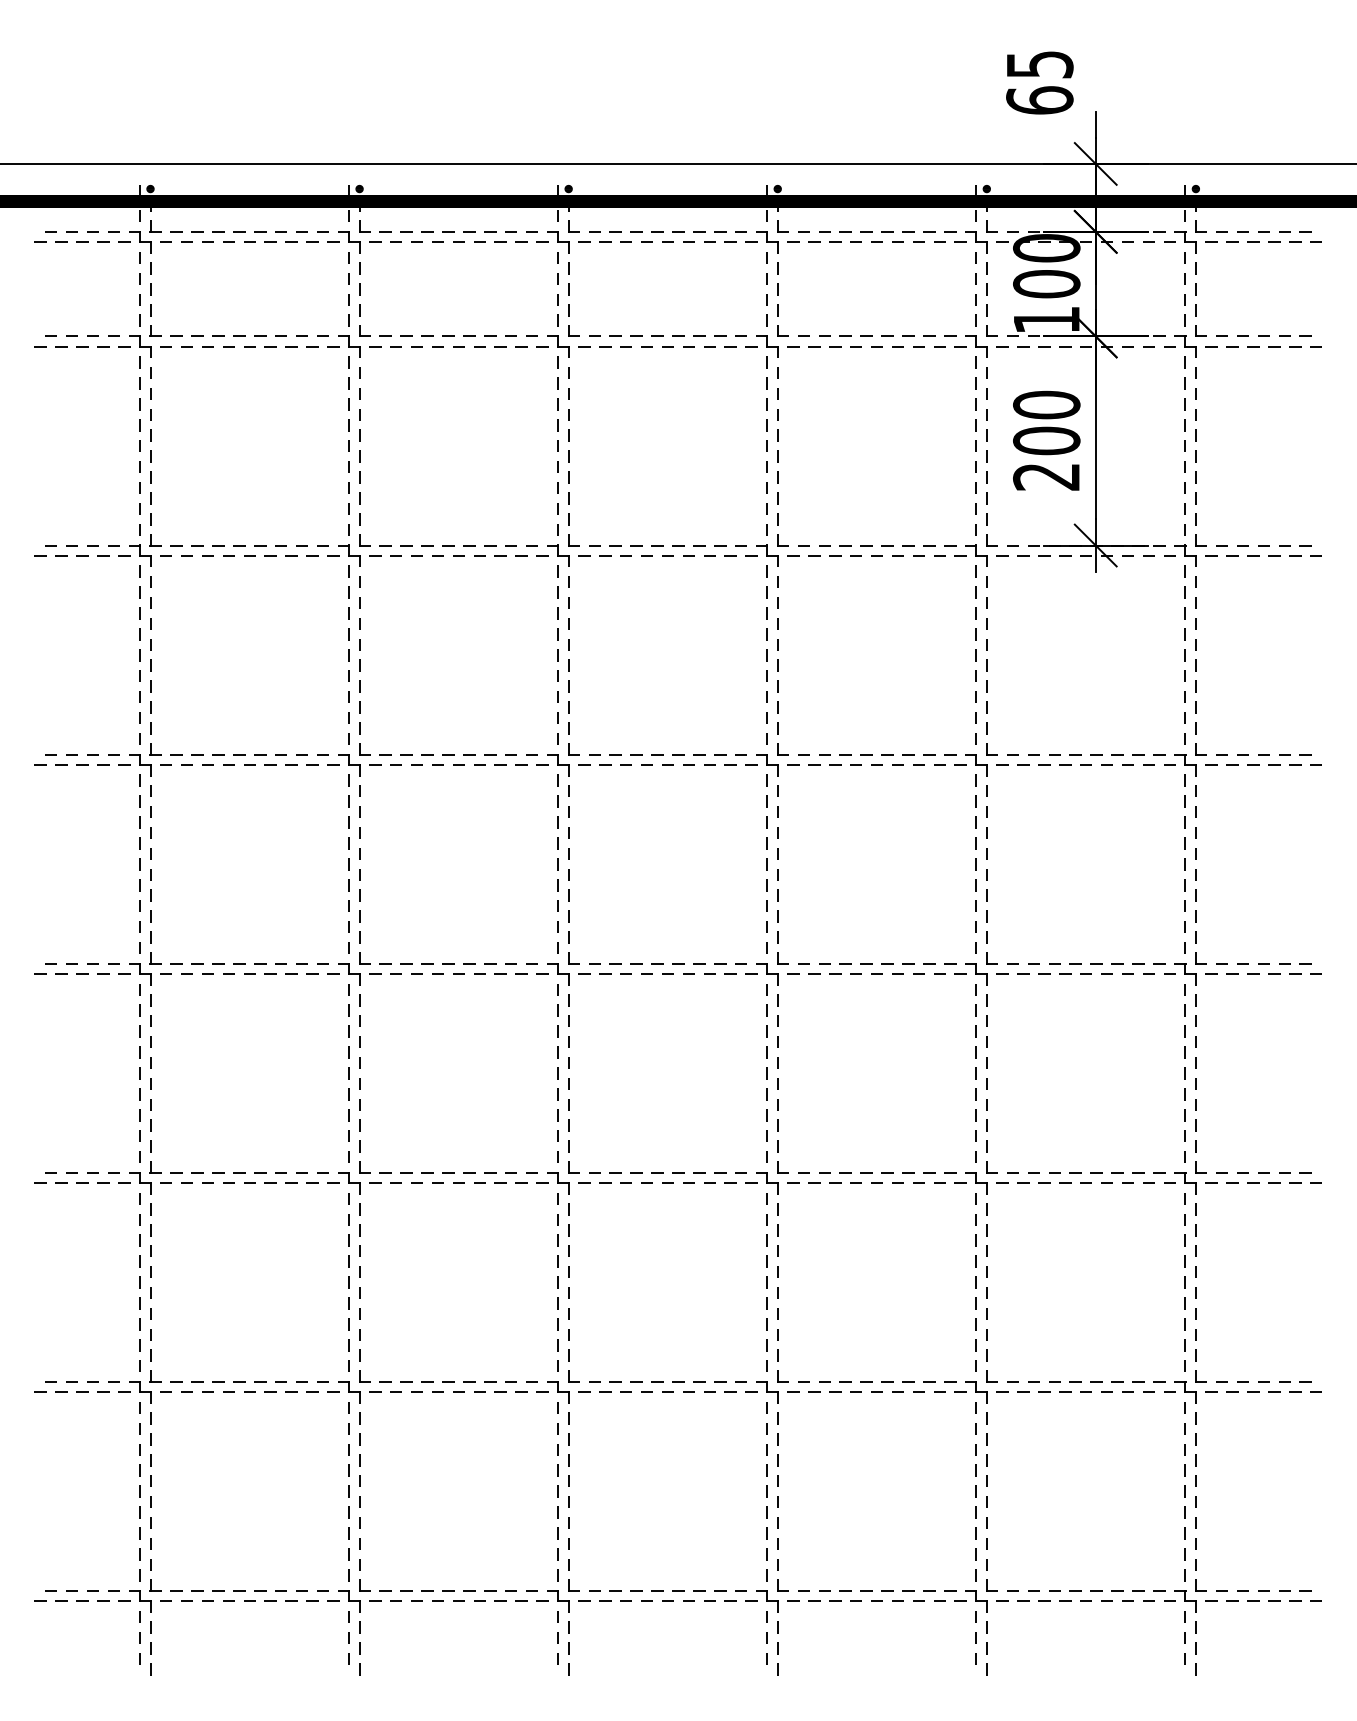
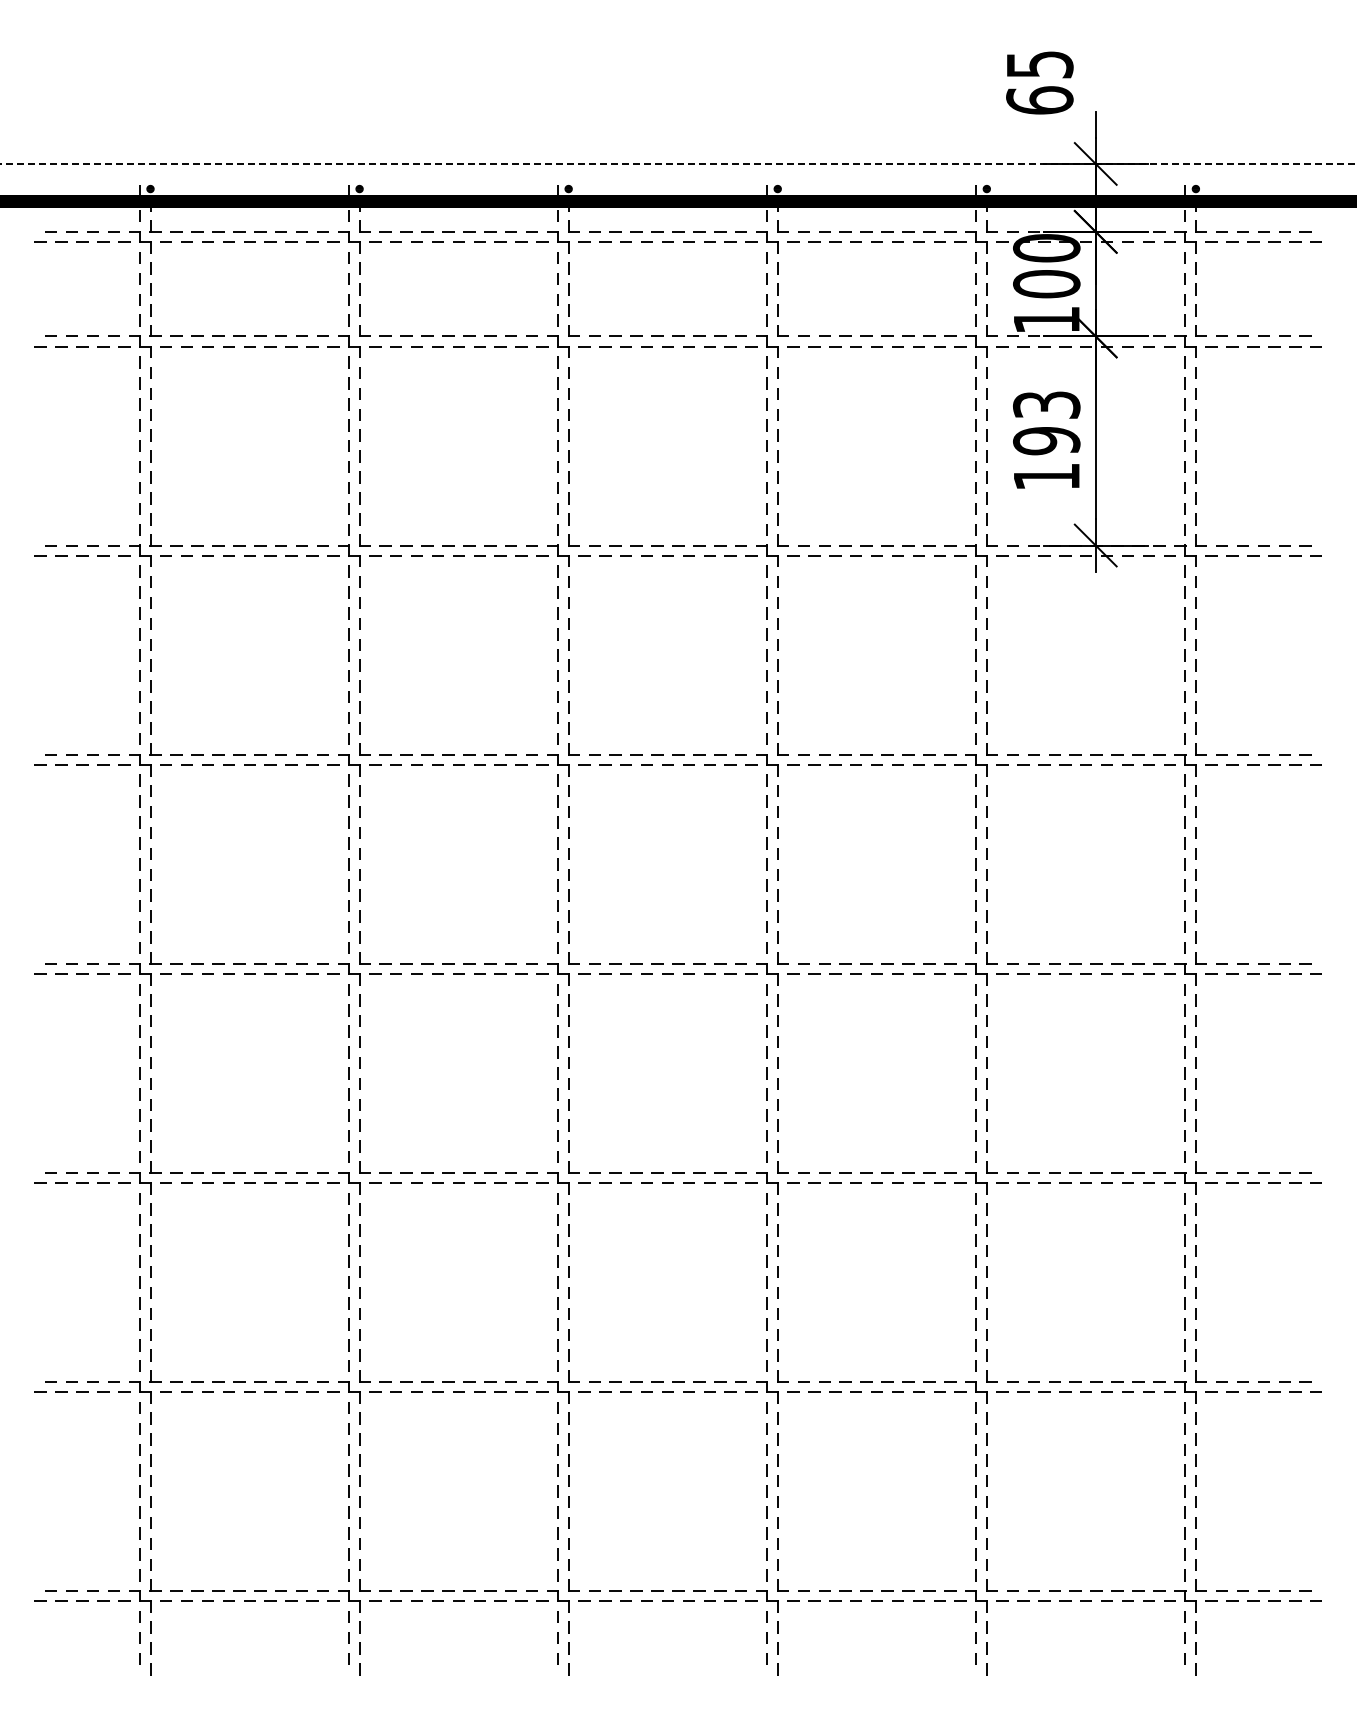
line: solid -> dashed (678, 163)
text: 200 -> 193 (1046, 440)
